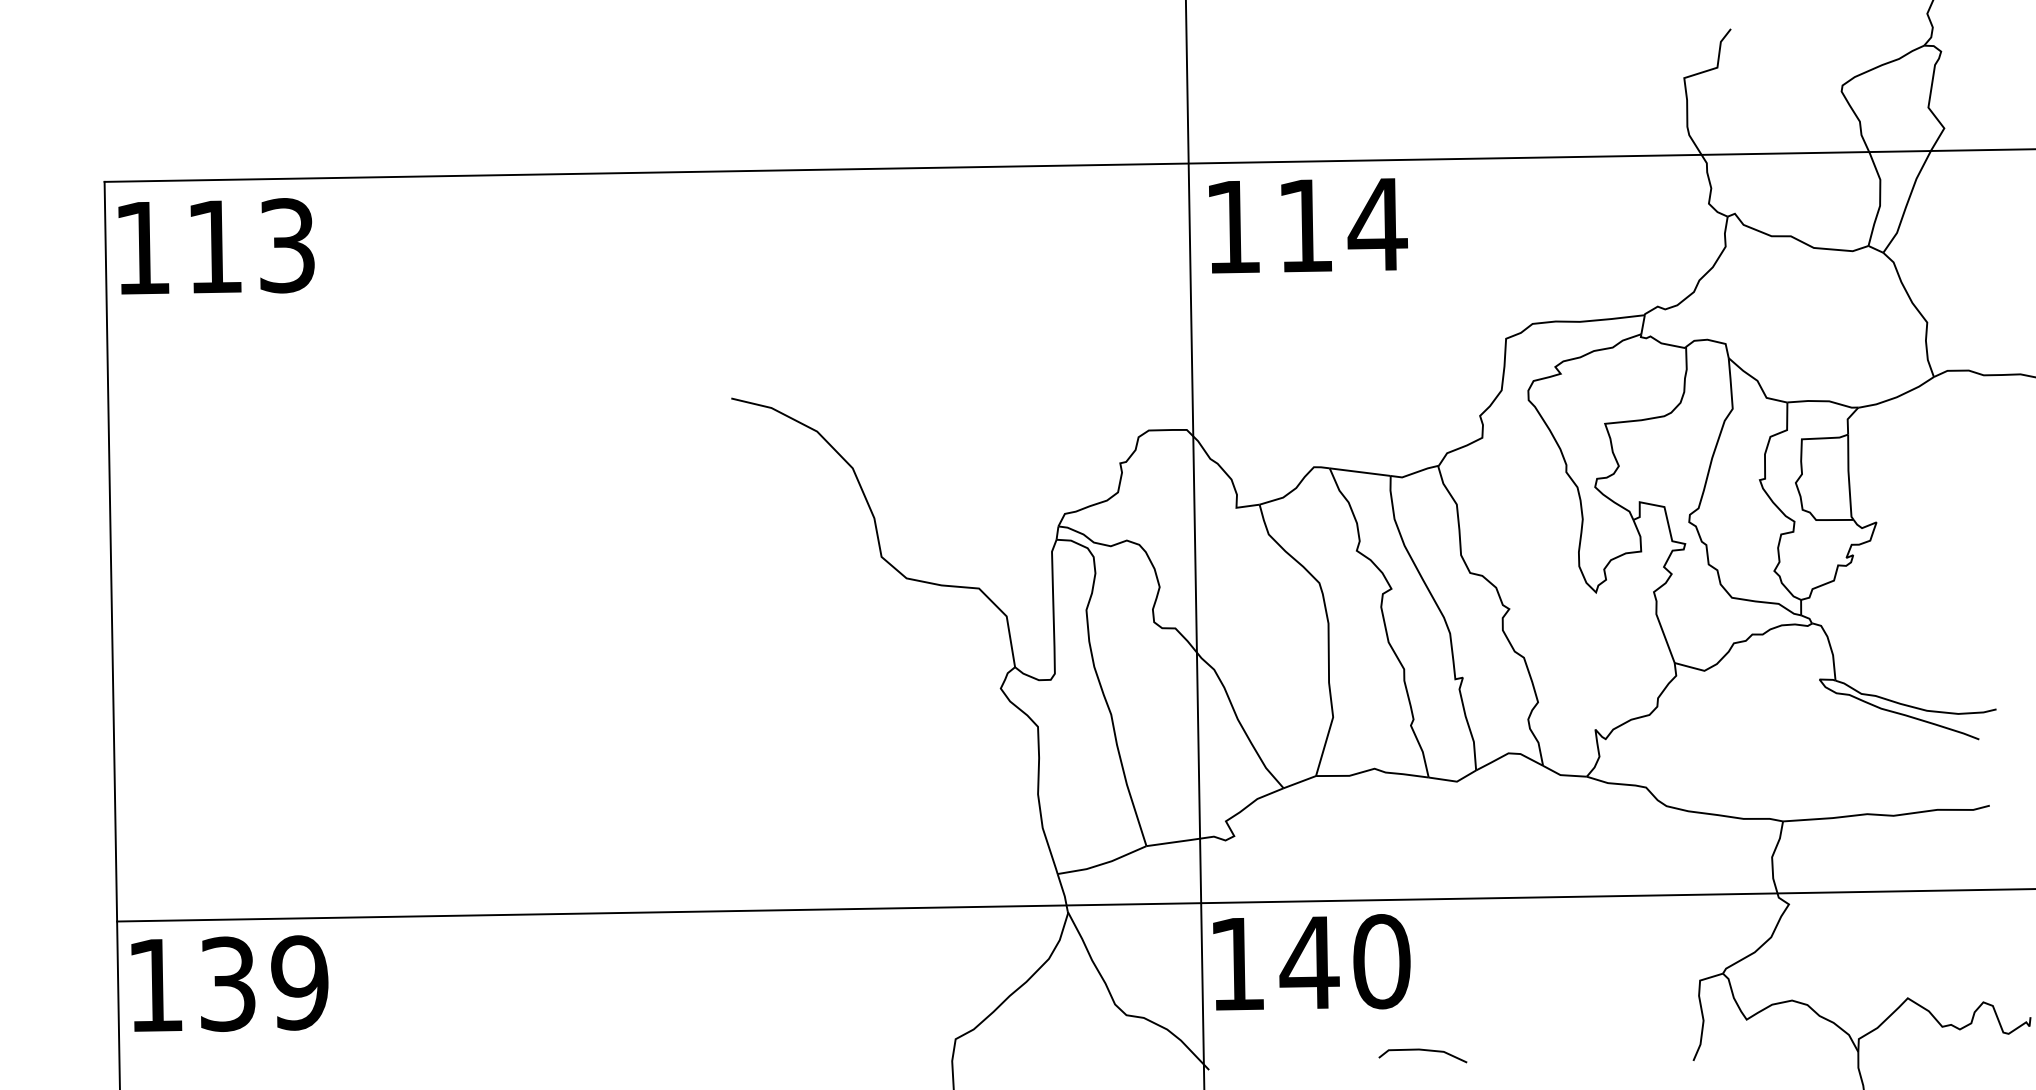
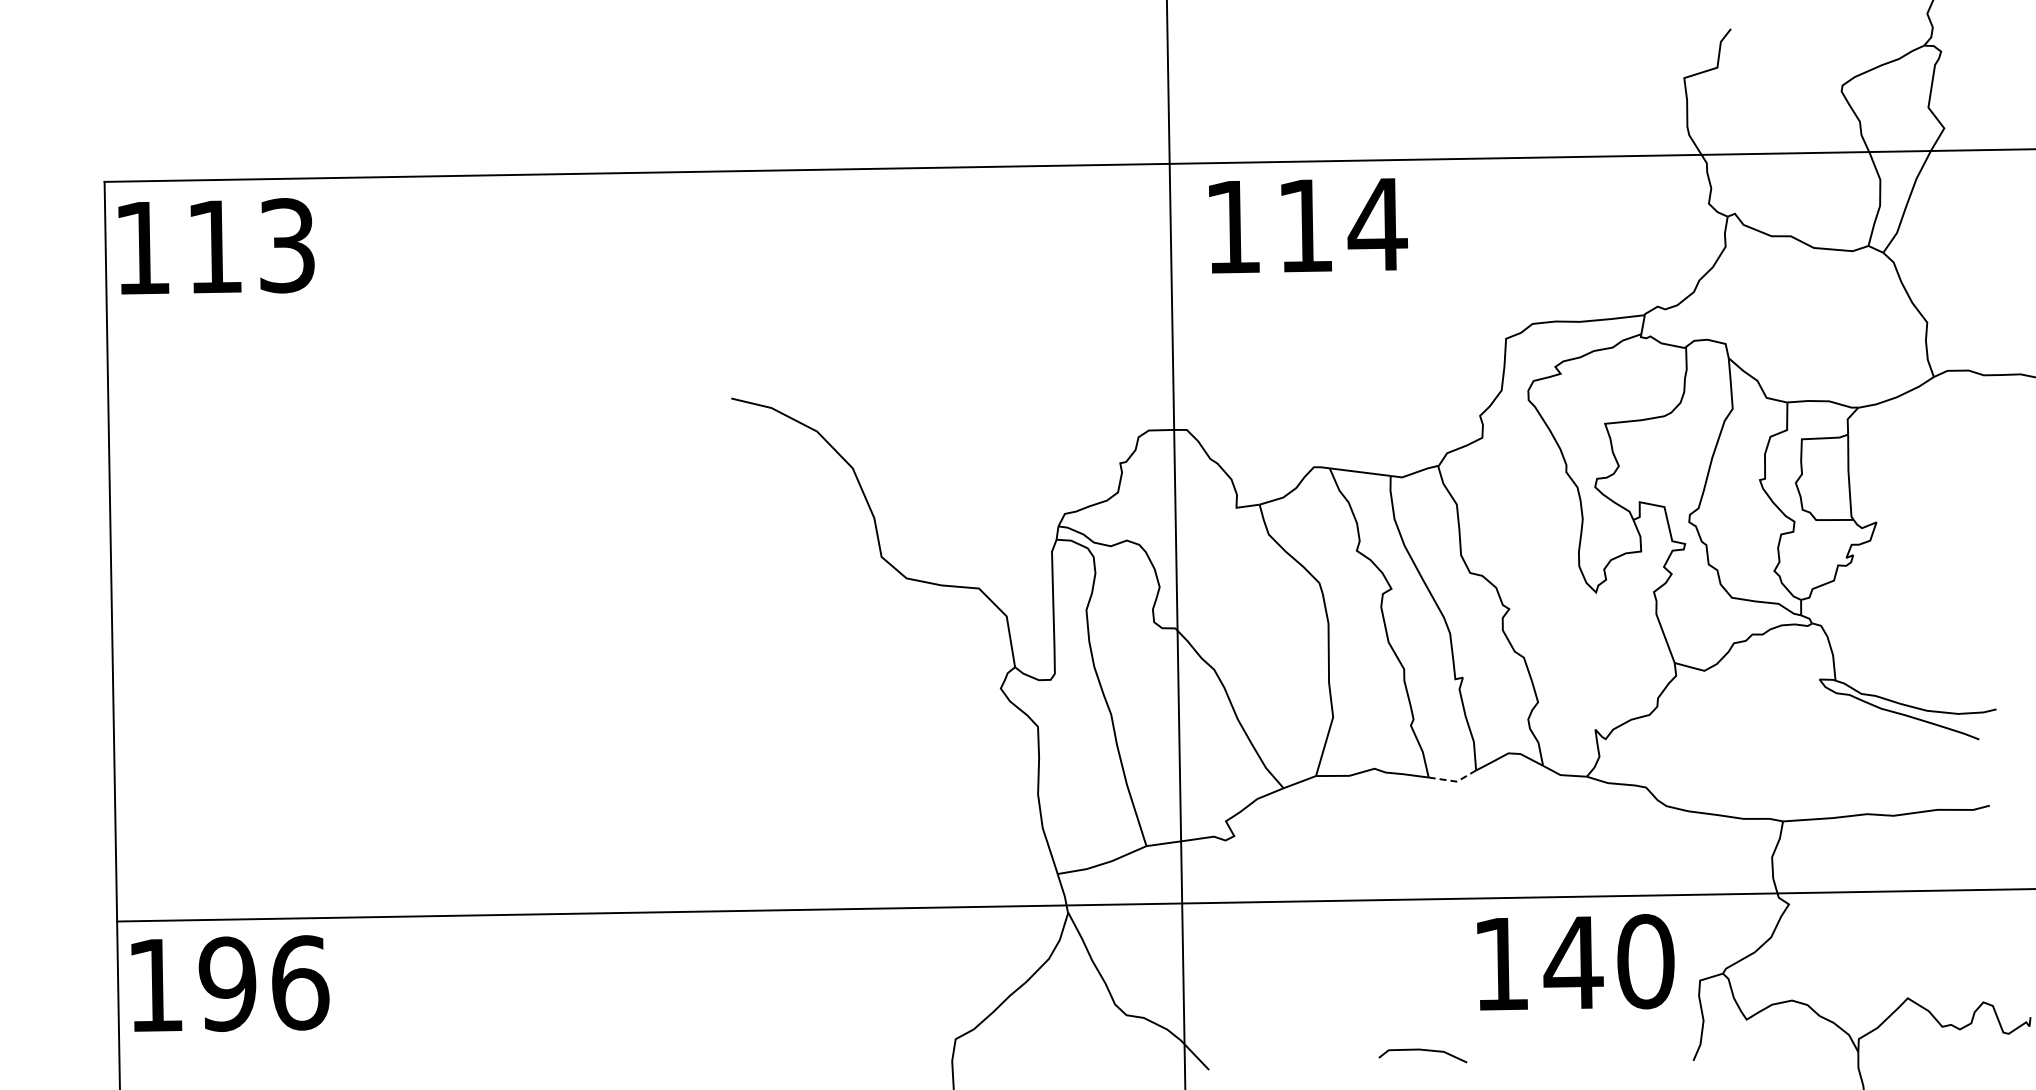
line position: (1194, 544) -> (1175, 544) (1175, 544)
line: solid -> dashed (1455, 781)
text position: (1311, 962) -> (1575, 962) (1575, 962)
text: 139 -> 196 (263, 983)
